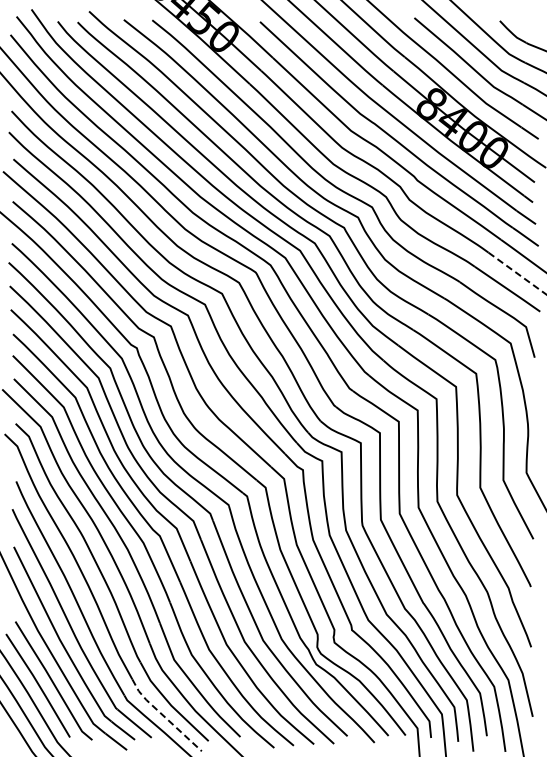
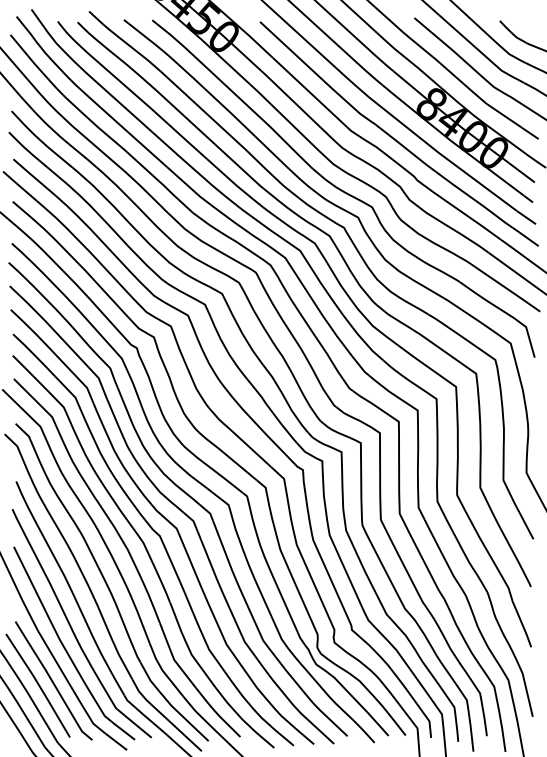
line: dashed -> solid (517, 273)
line: dashed -> solid (163, 716)
